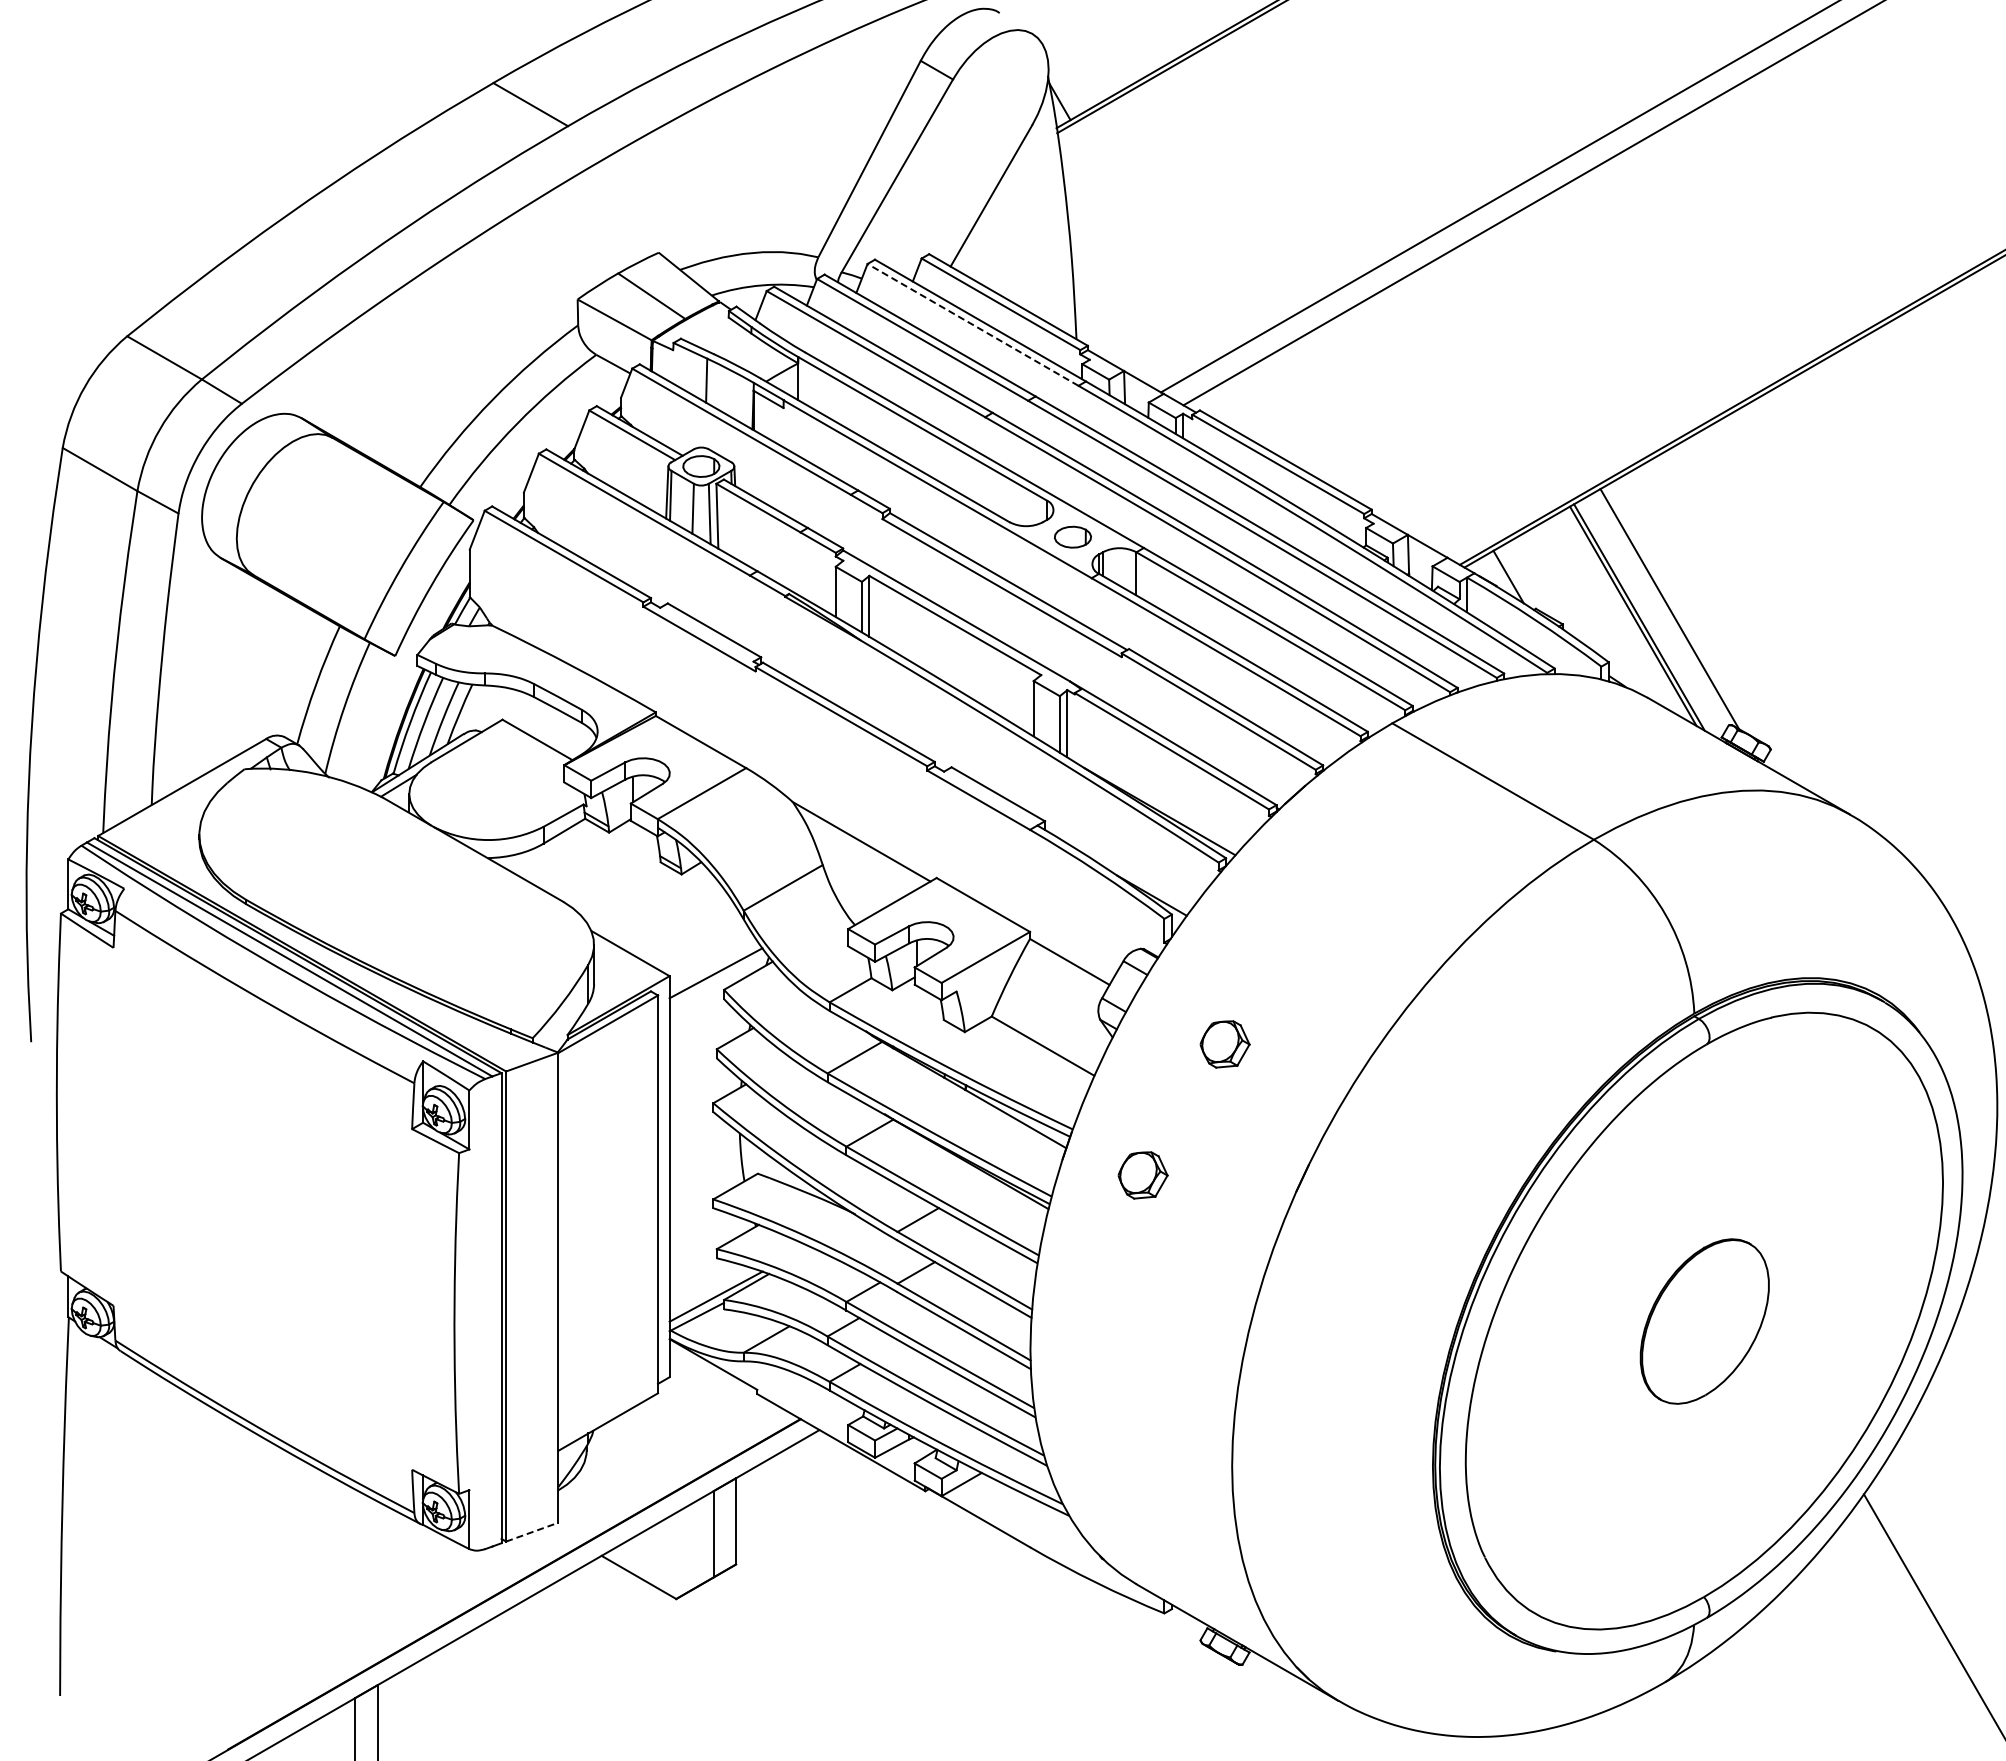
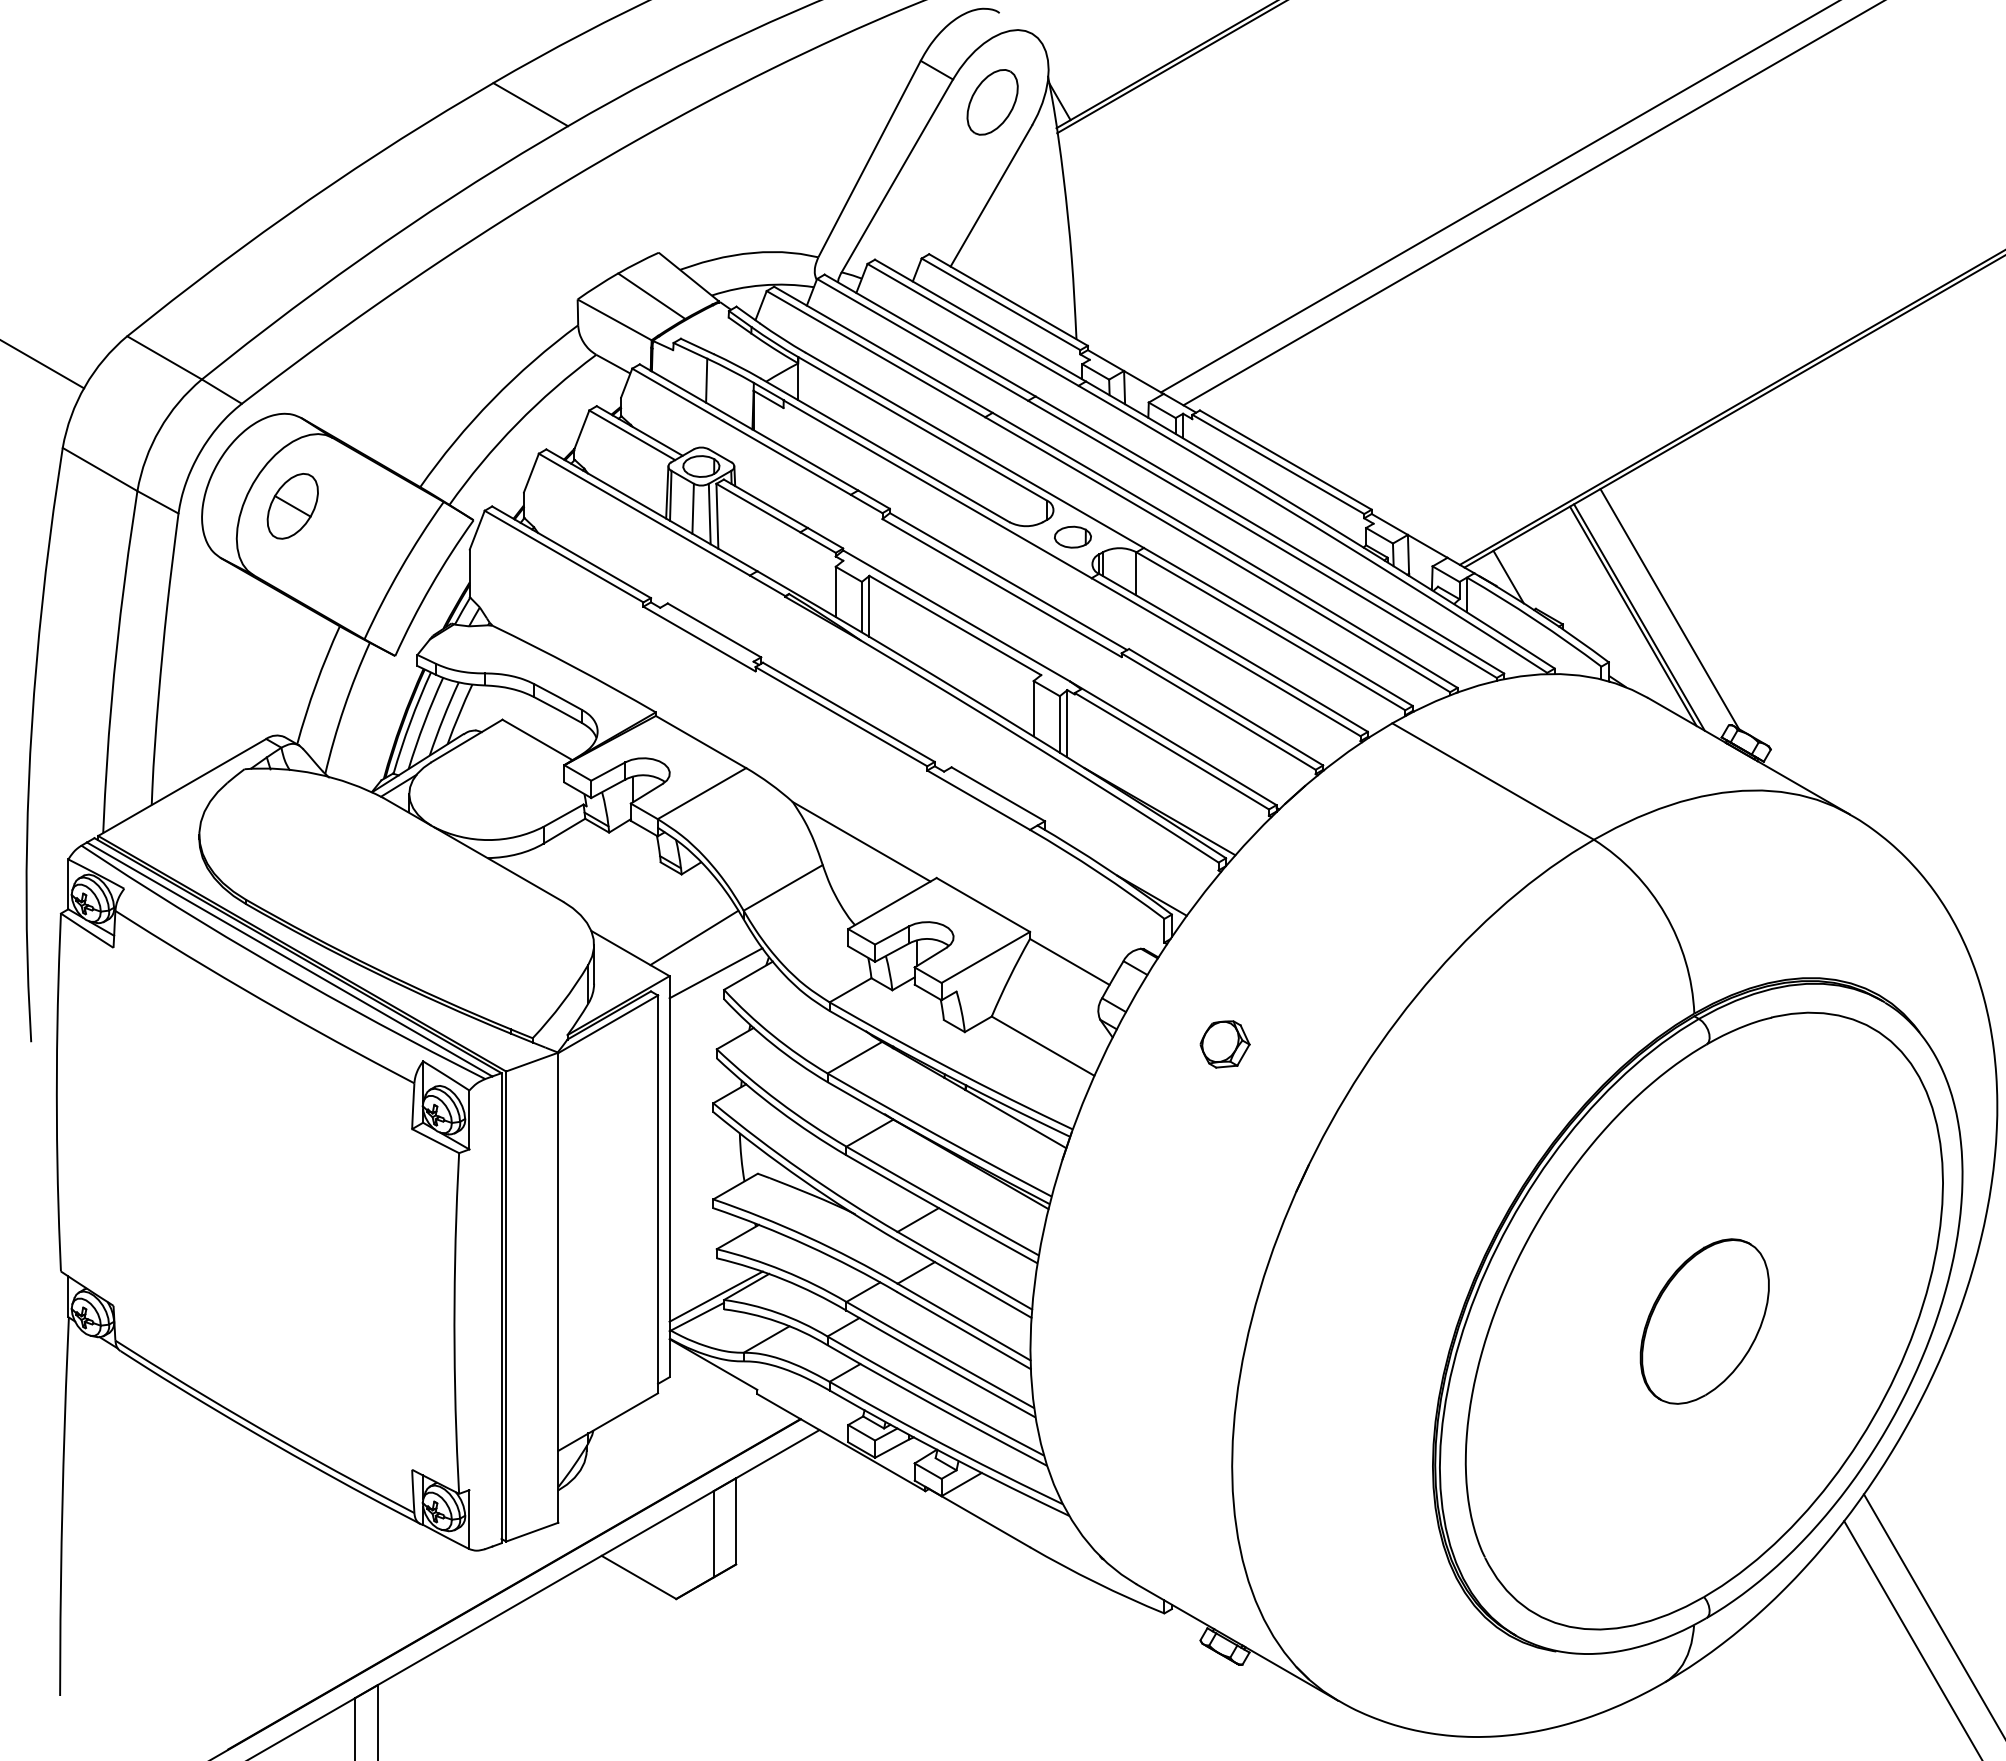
part: none -> present (992, 102)
line: dashed -> solid (973, 324)
line: none -> present (43, 364)
part: none -> present (292, 506)
line: none -> present (694, 937)
part: present -> none (1142, 1175)
line: dashed -> solid (532, 1532)
line: none -> present (1912, 1639)
